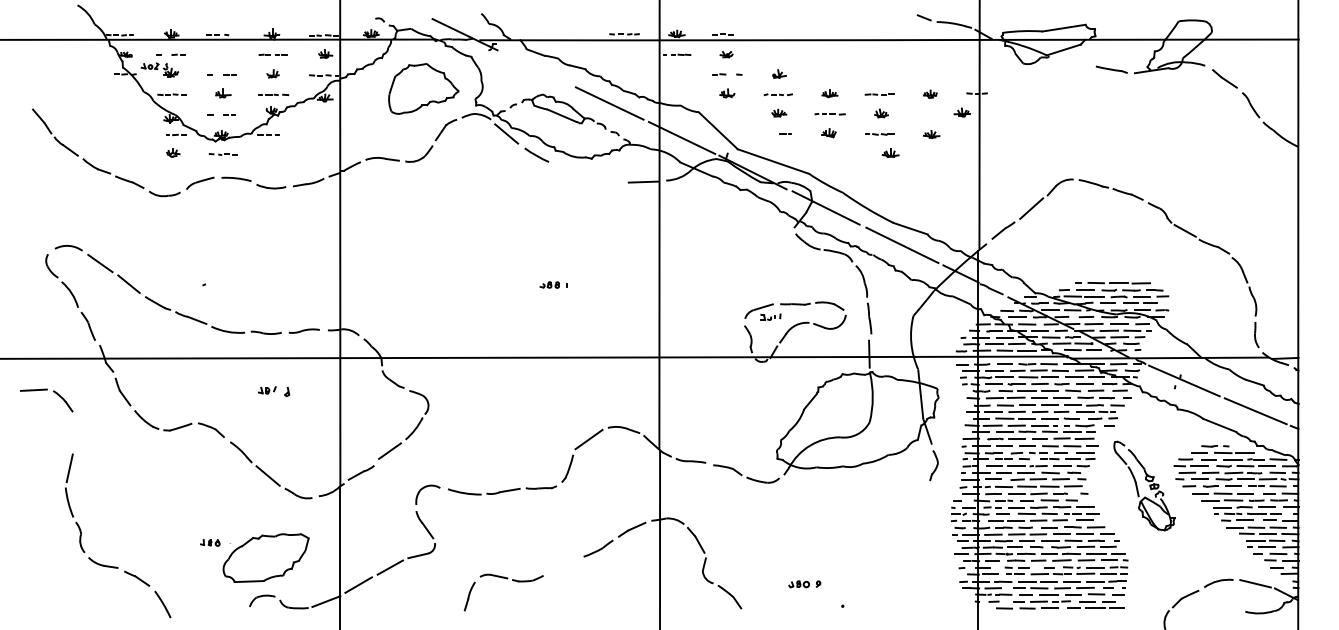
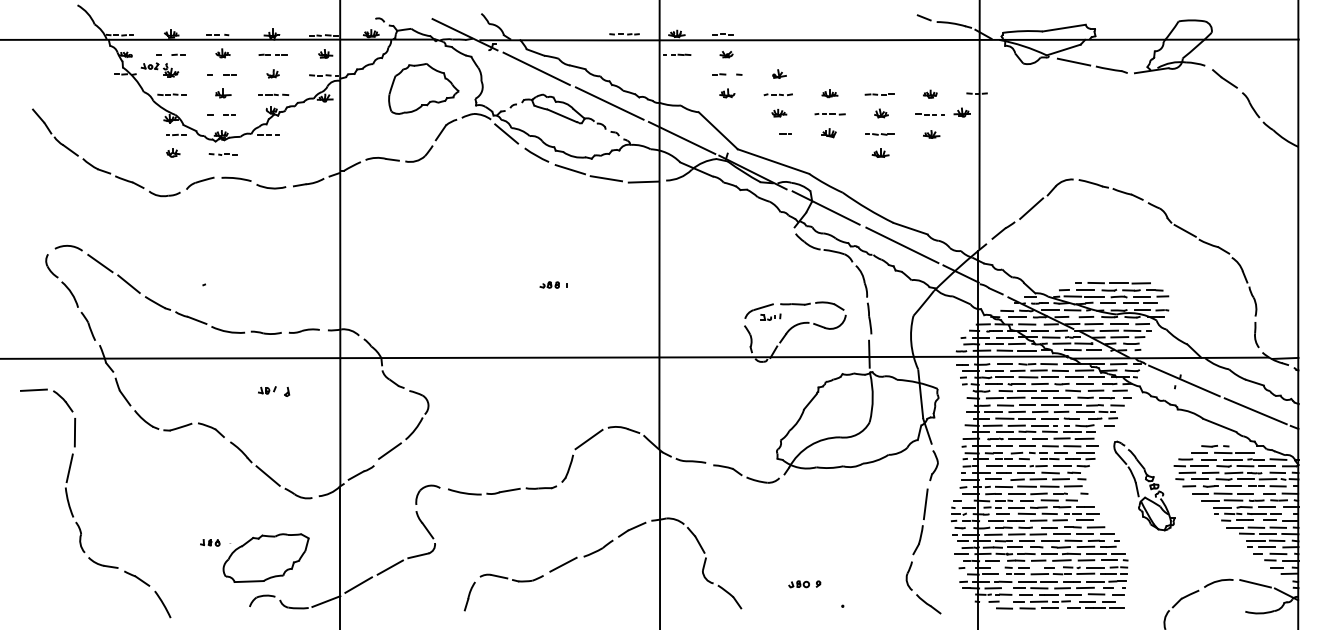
part: none -> present (222, 53)
line: none -> present (1073, 61)
line: none -> present (536, 68)
part: none -> present (929, 114)
part position: (890, 152) -> (880, 152) (880, 152)
line: none -> present (570, 169)
line: none -> present (606, 178)
line: none -> present (74, 432)
part: none -> present (917, 549)
line: none -> present (563, 564)
